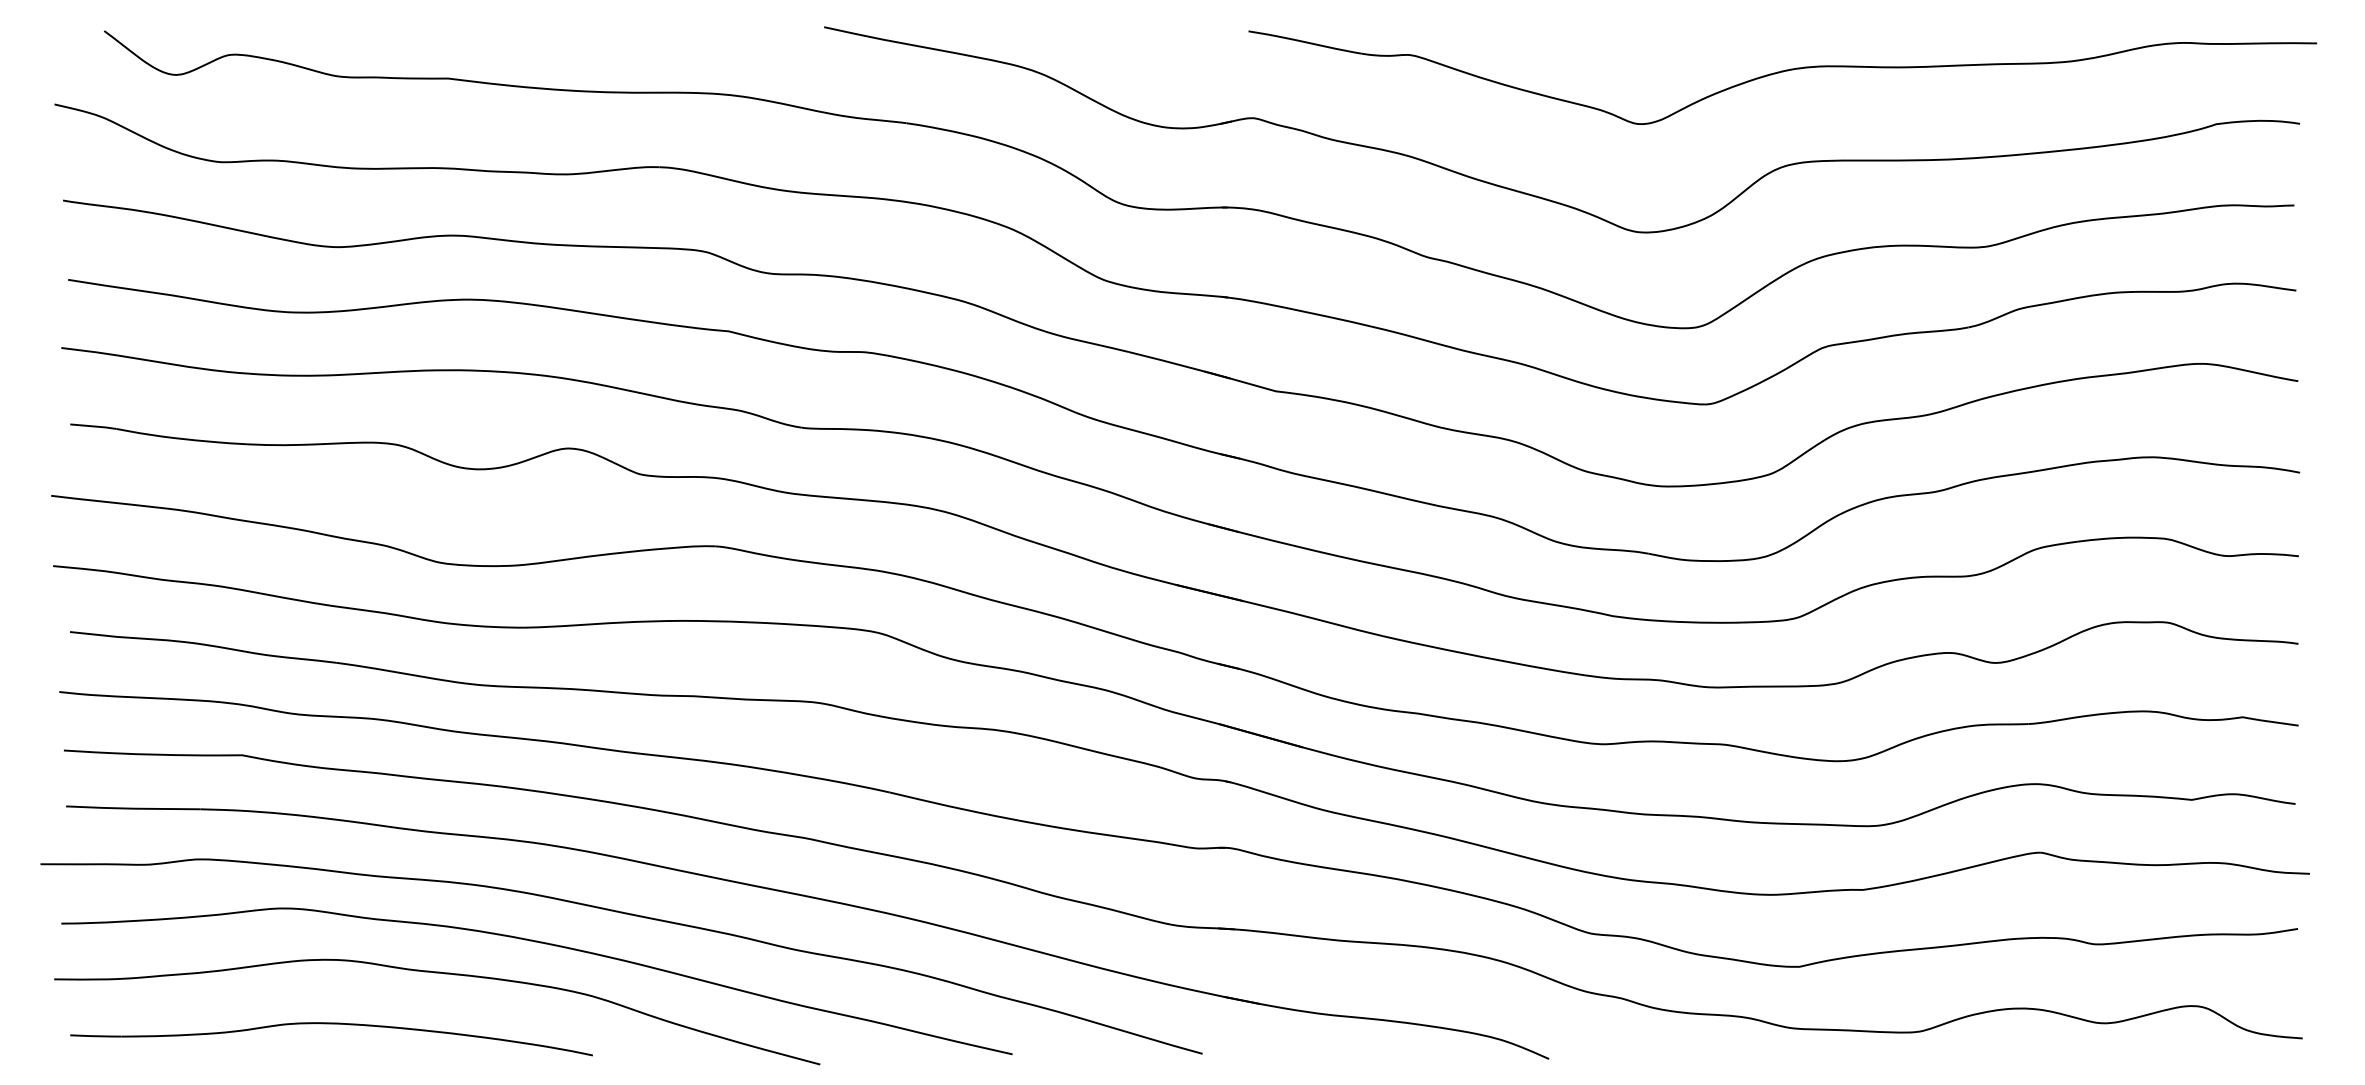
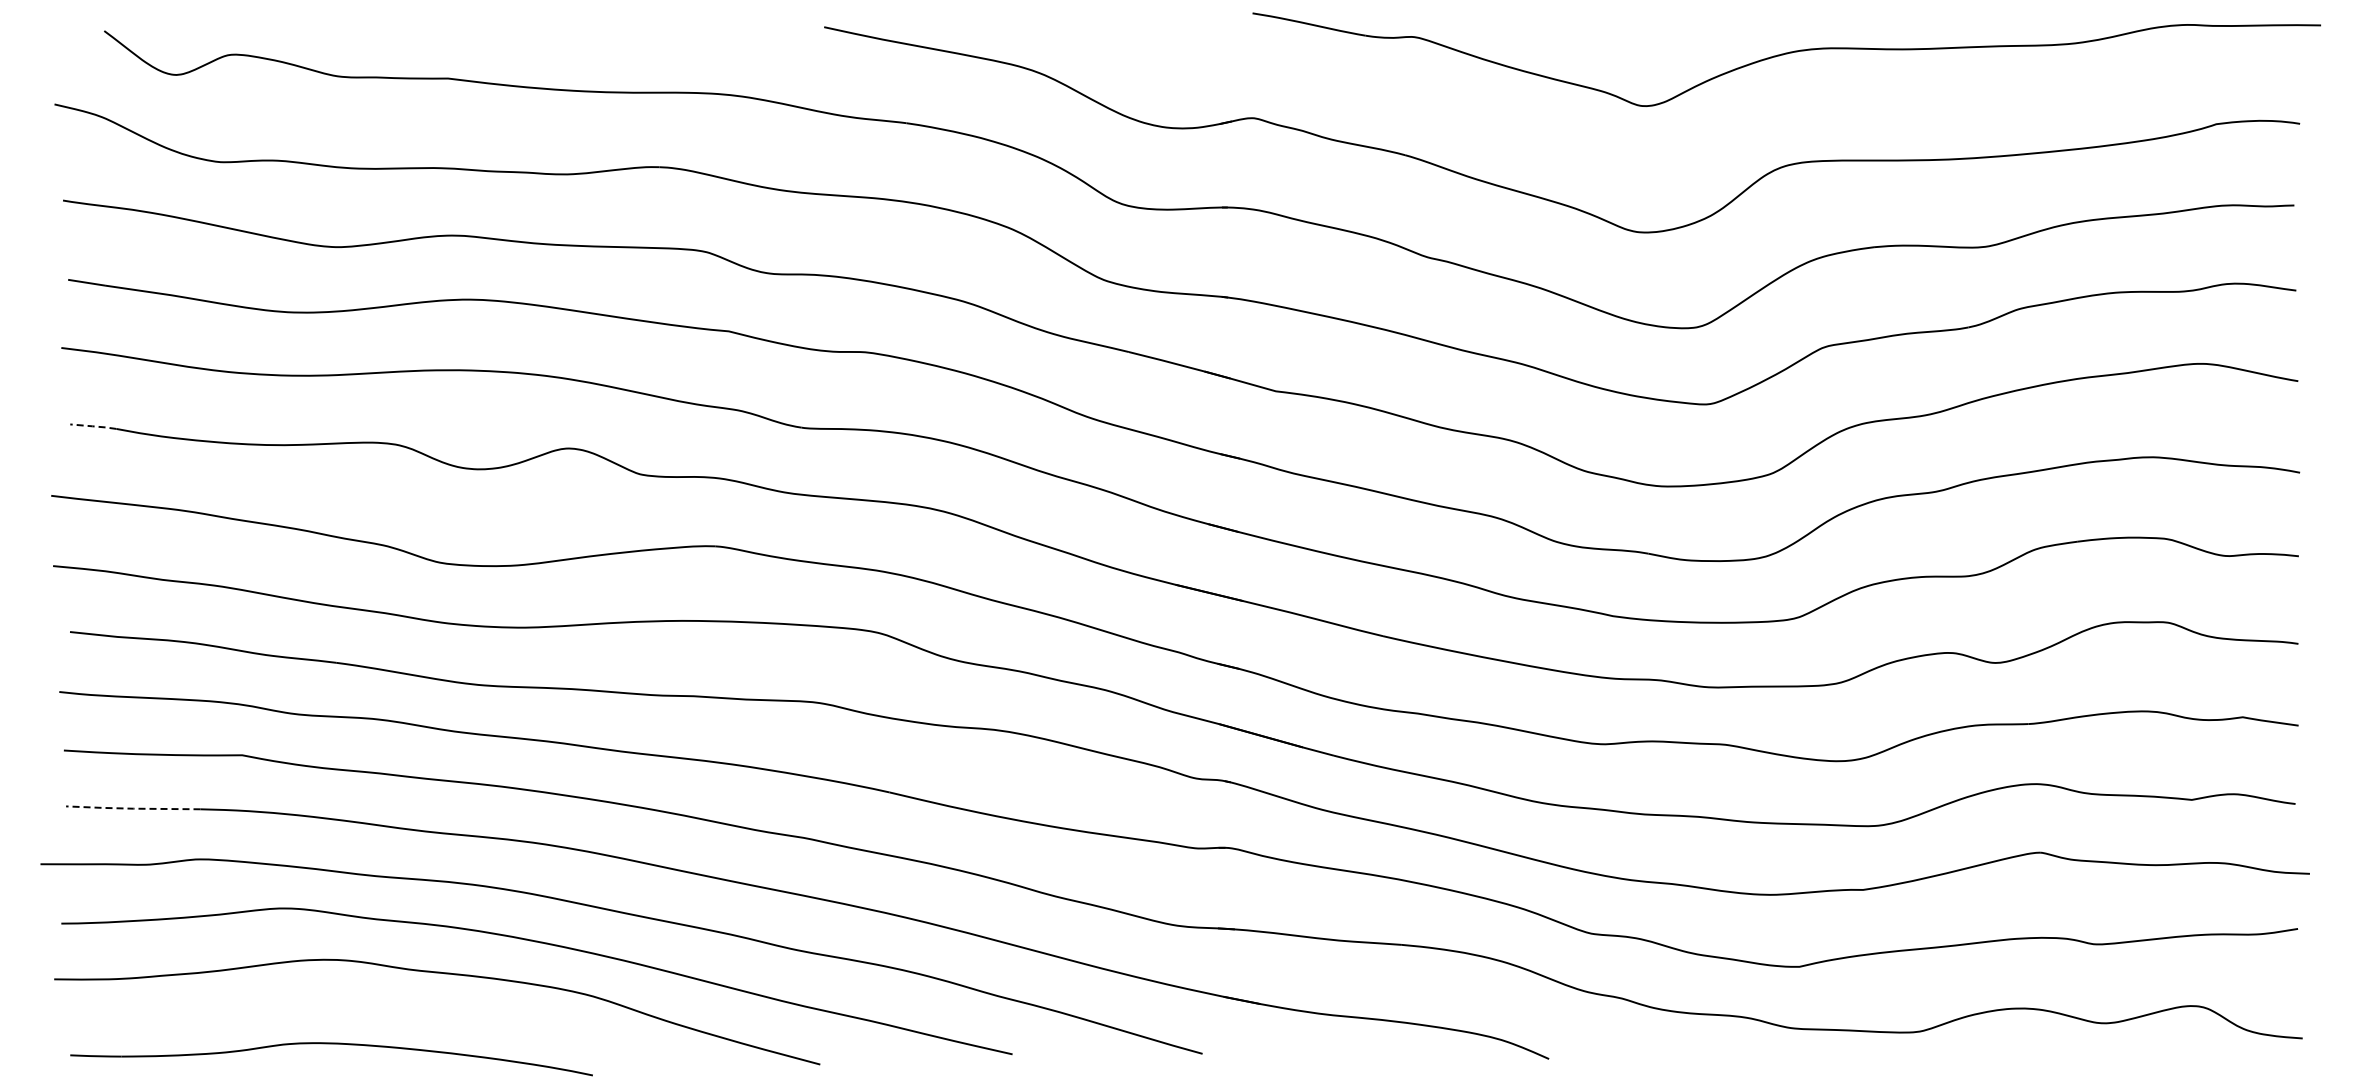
part position: (1782, 77) -> (1786, 59) (1786, 59)
line: solid -> dashed (93, 426)
line: solid -> dashed (132, 808)
part position: (331, 1024) -> (331, 1044) (331, 1044)
